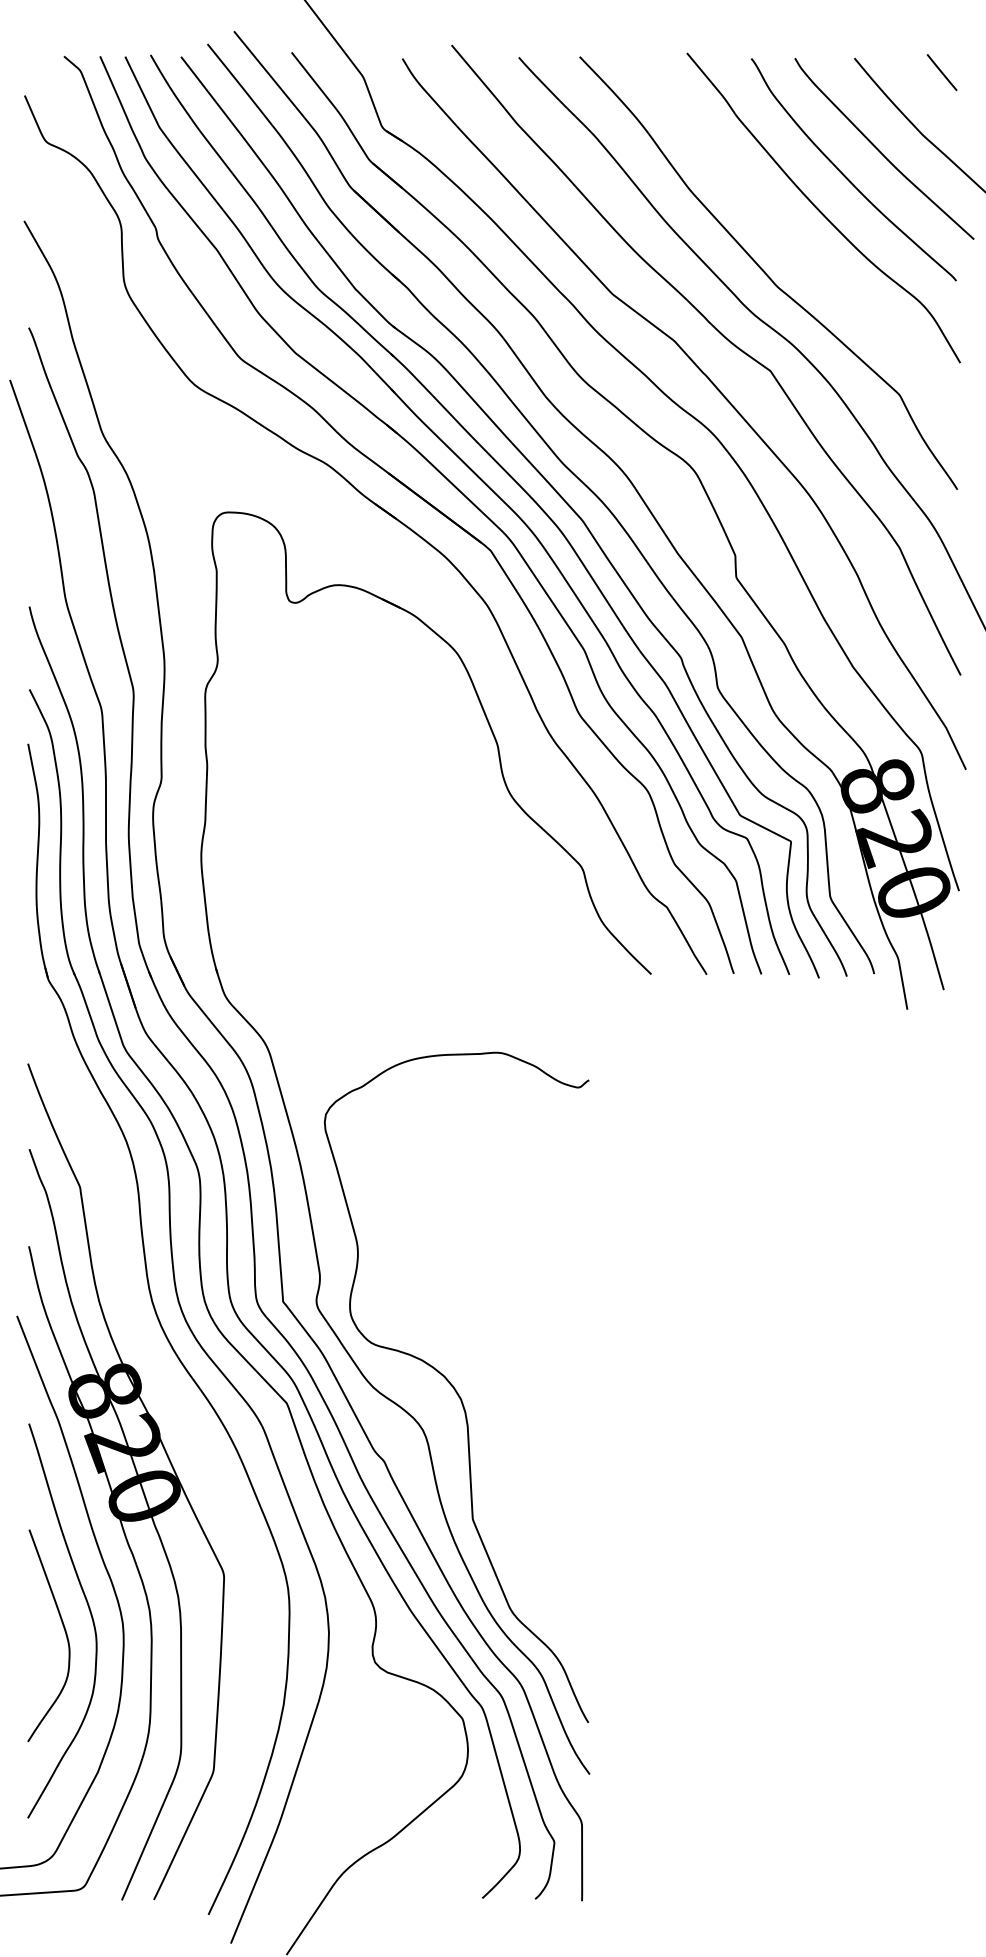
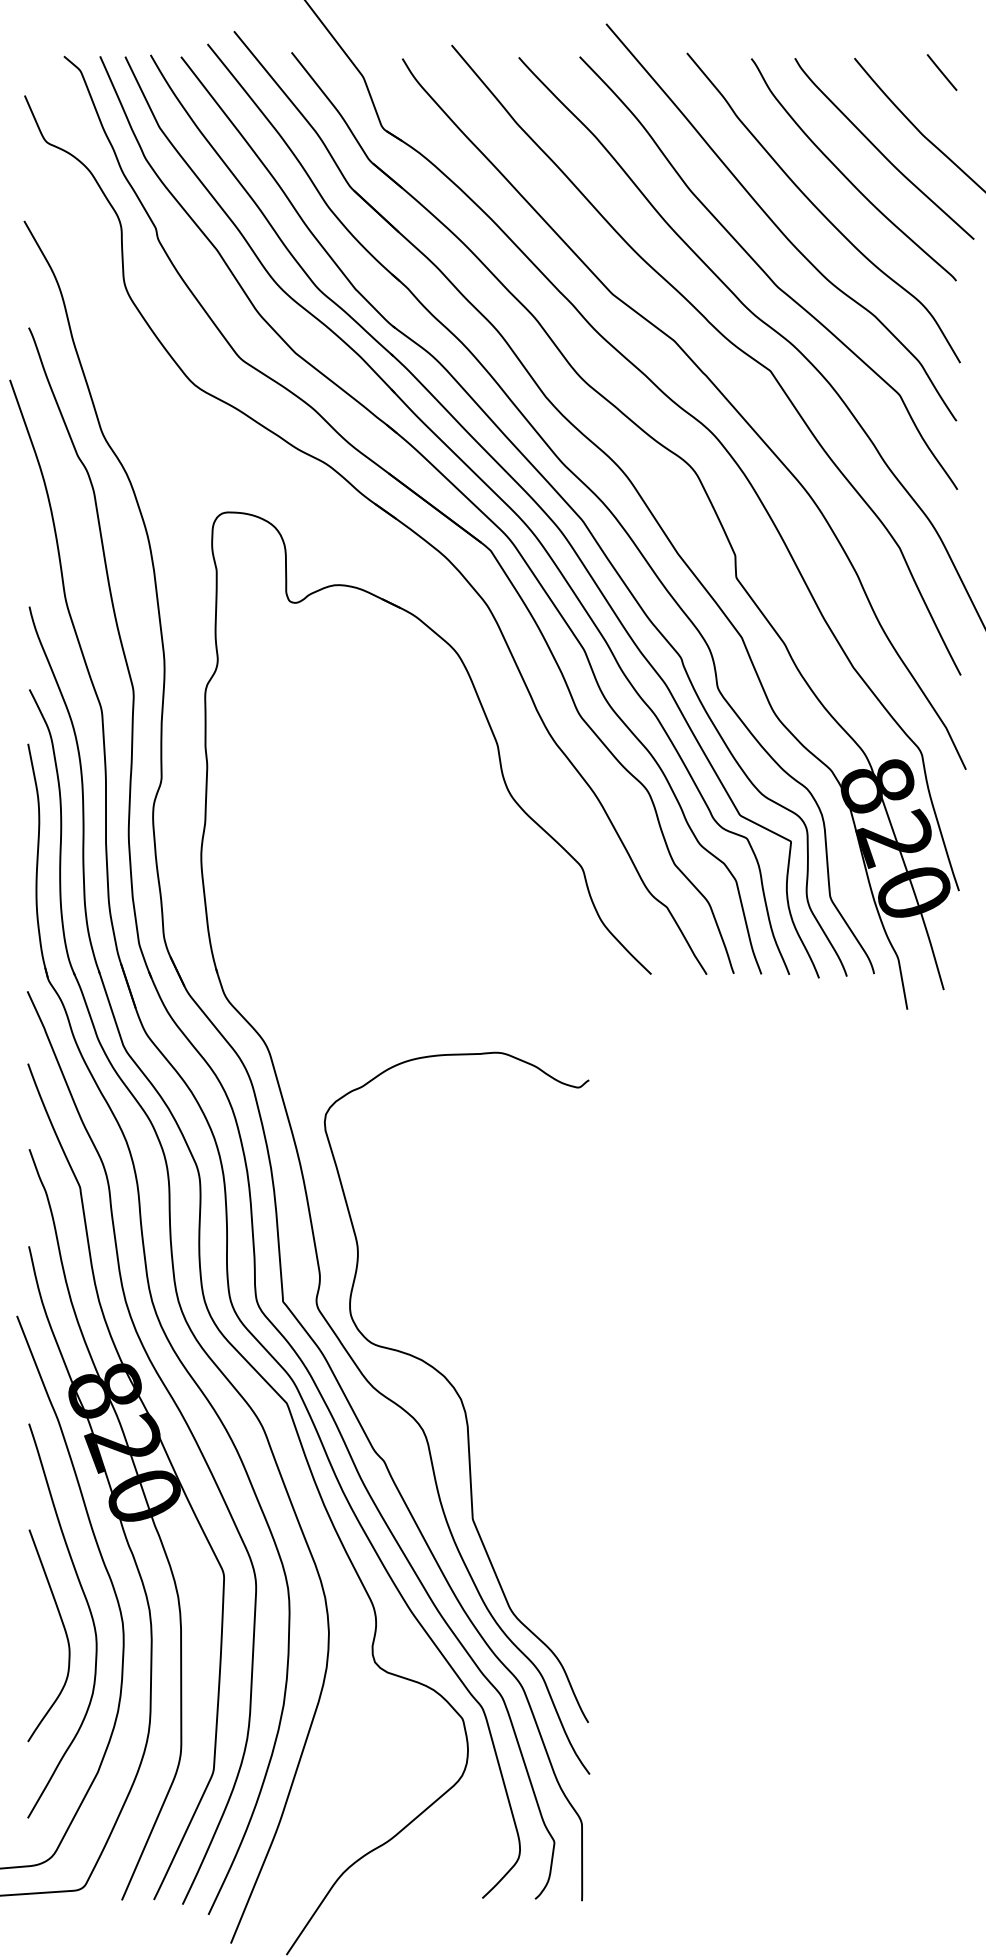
curve: none -> present (777, 225)
curve: none -> present (186, 1425)
